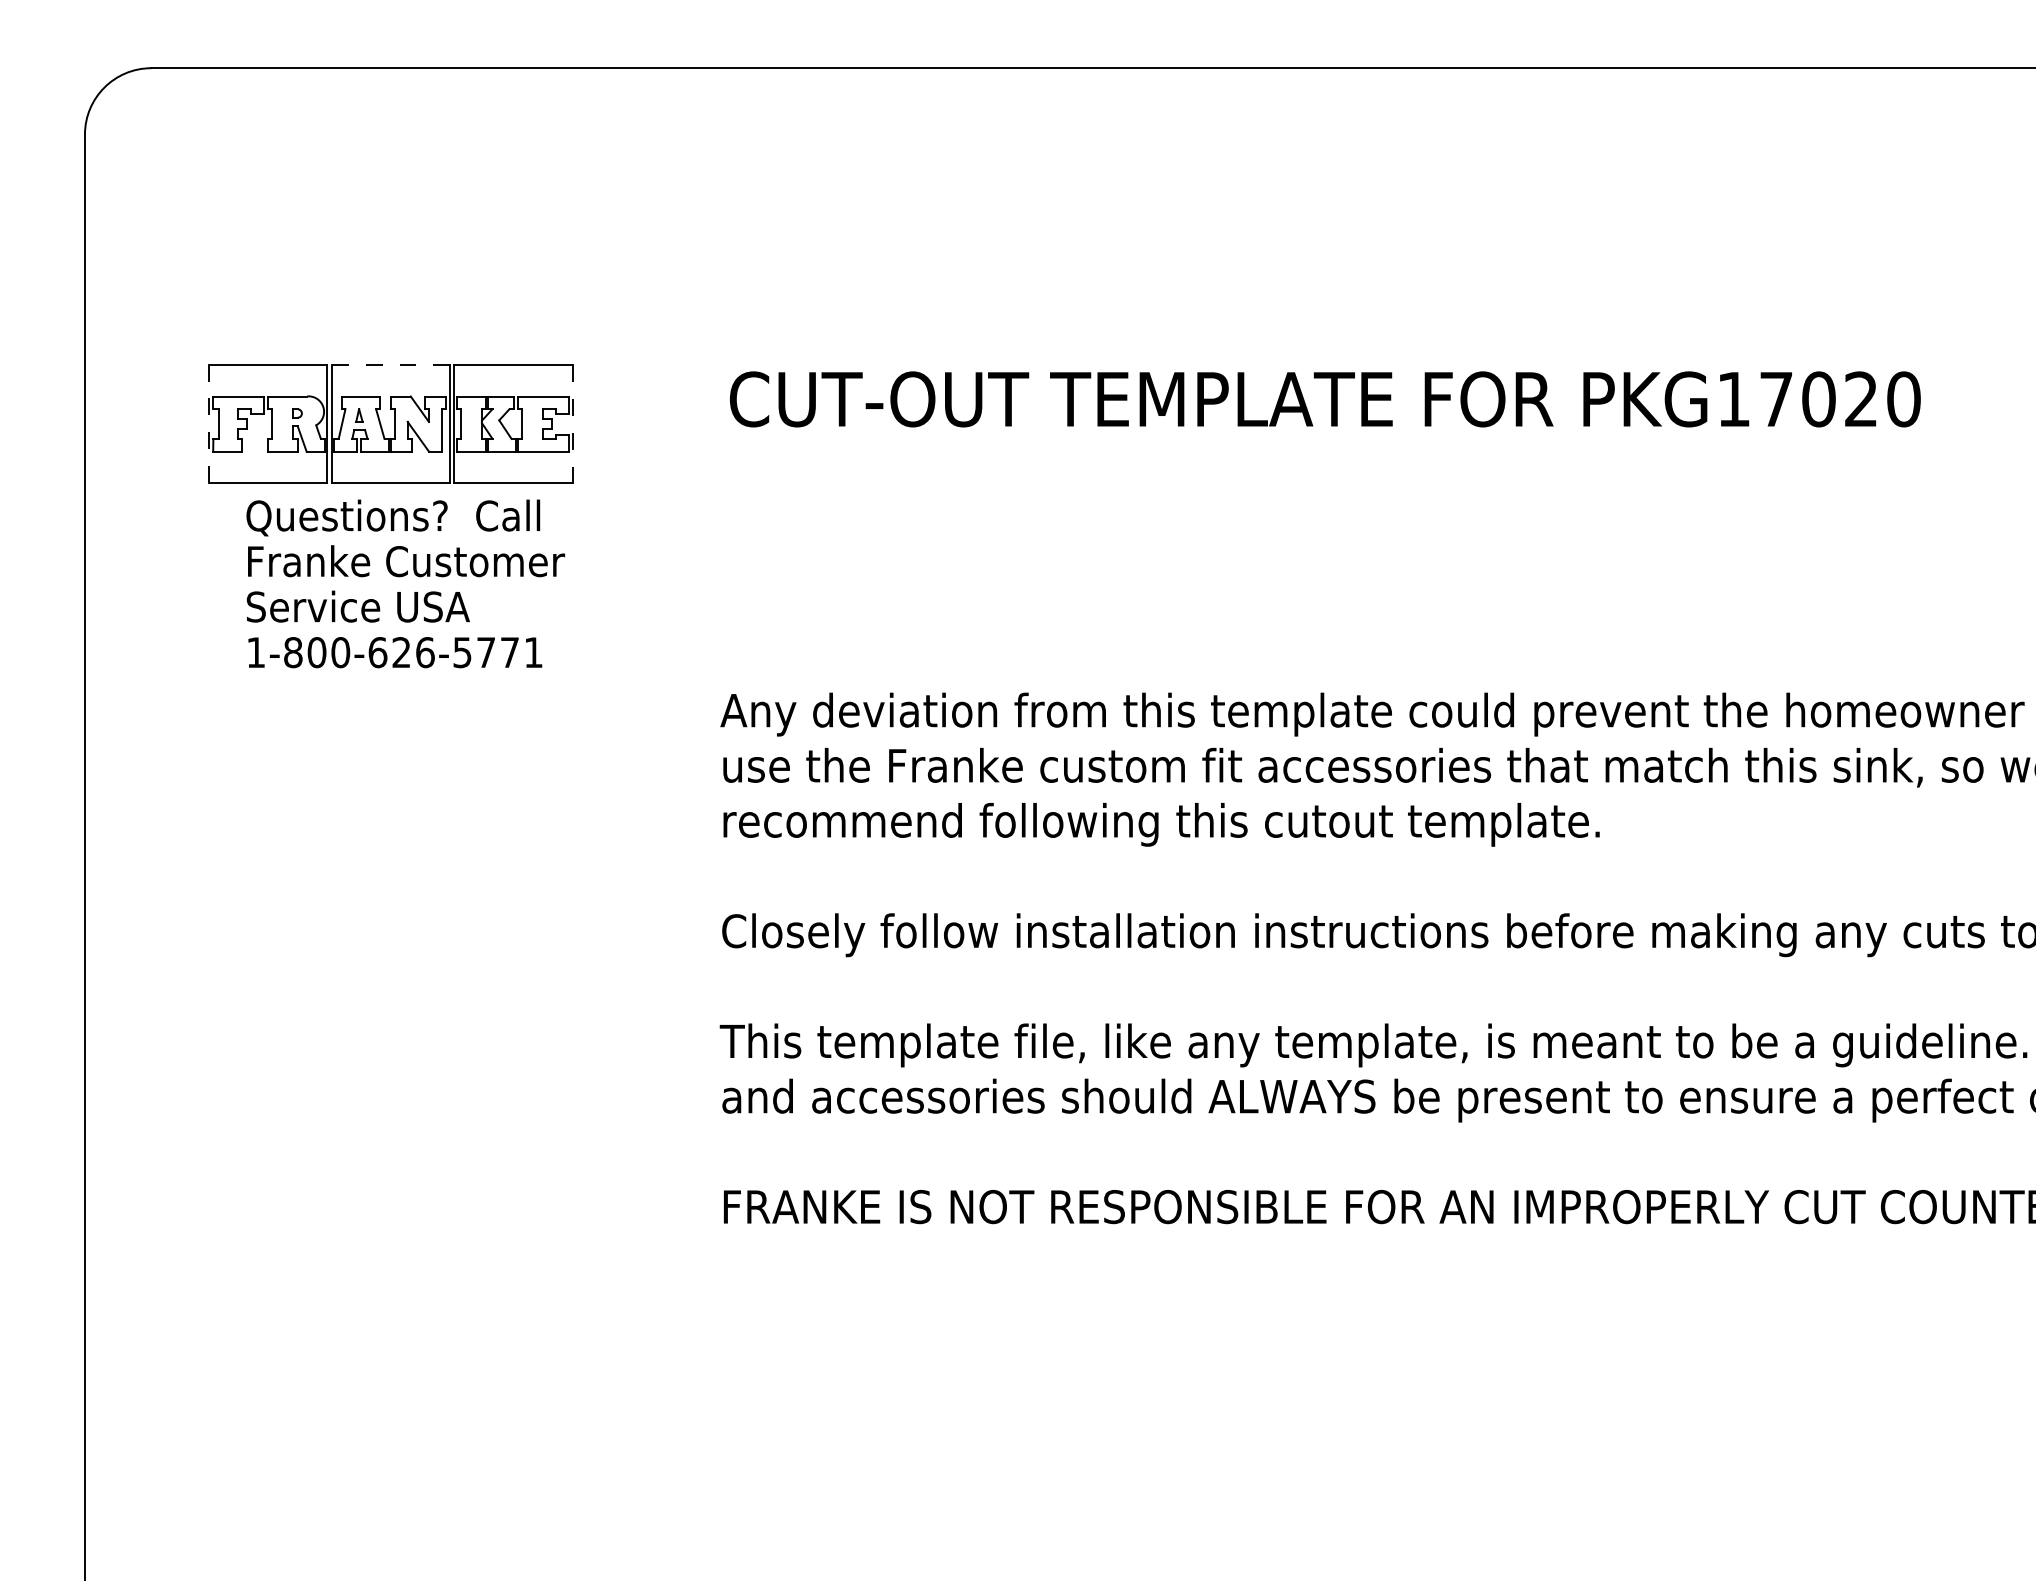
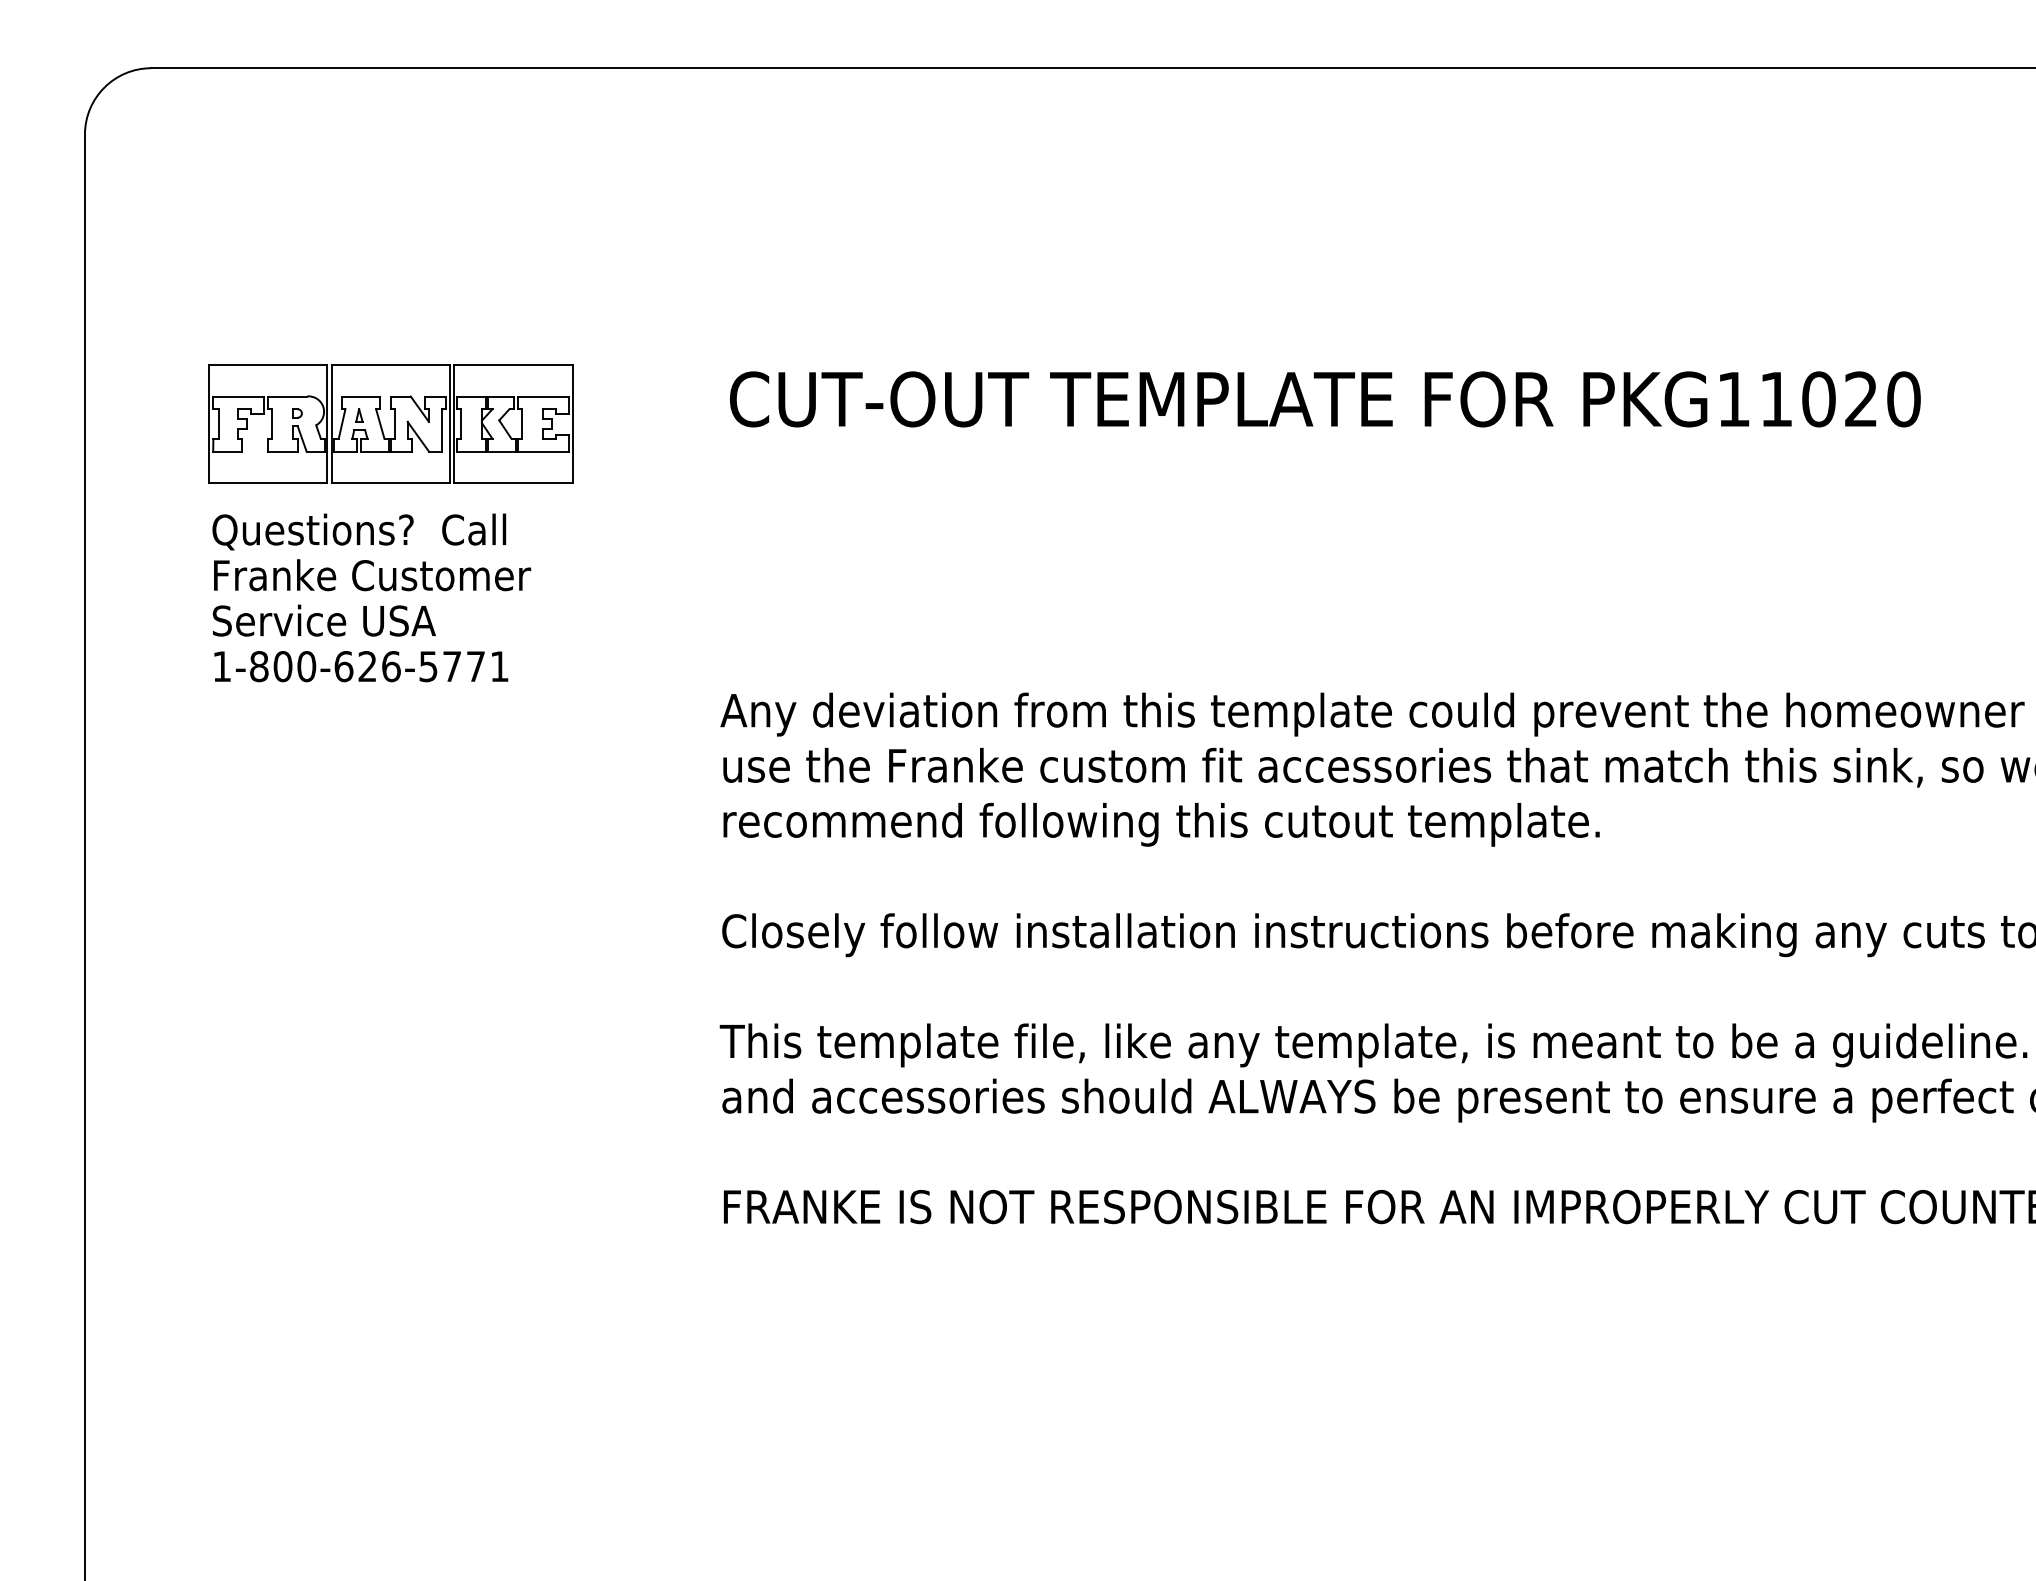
line: dashed -> solid (390, 364)
text: PKG17020 -> PKG11020 (1776, 399)
line: dashed -> solid (573, 423)
line: dashed -> solid (208, 424)
text position: (405, 583) -> (371, 597) (371, 597)
